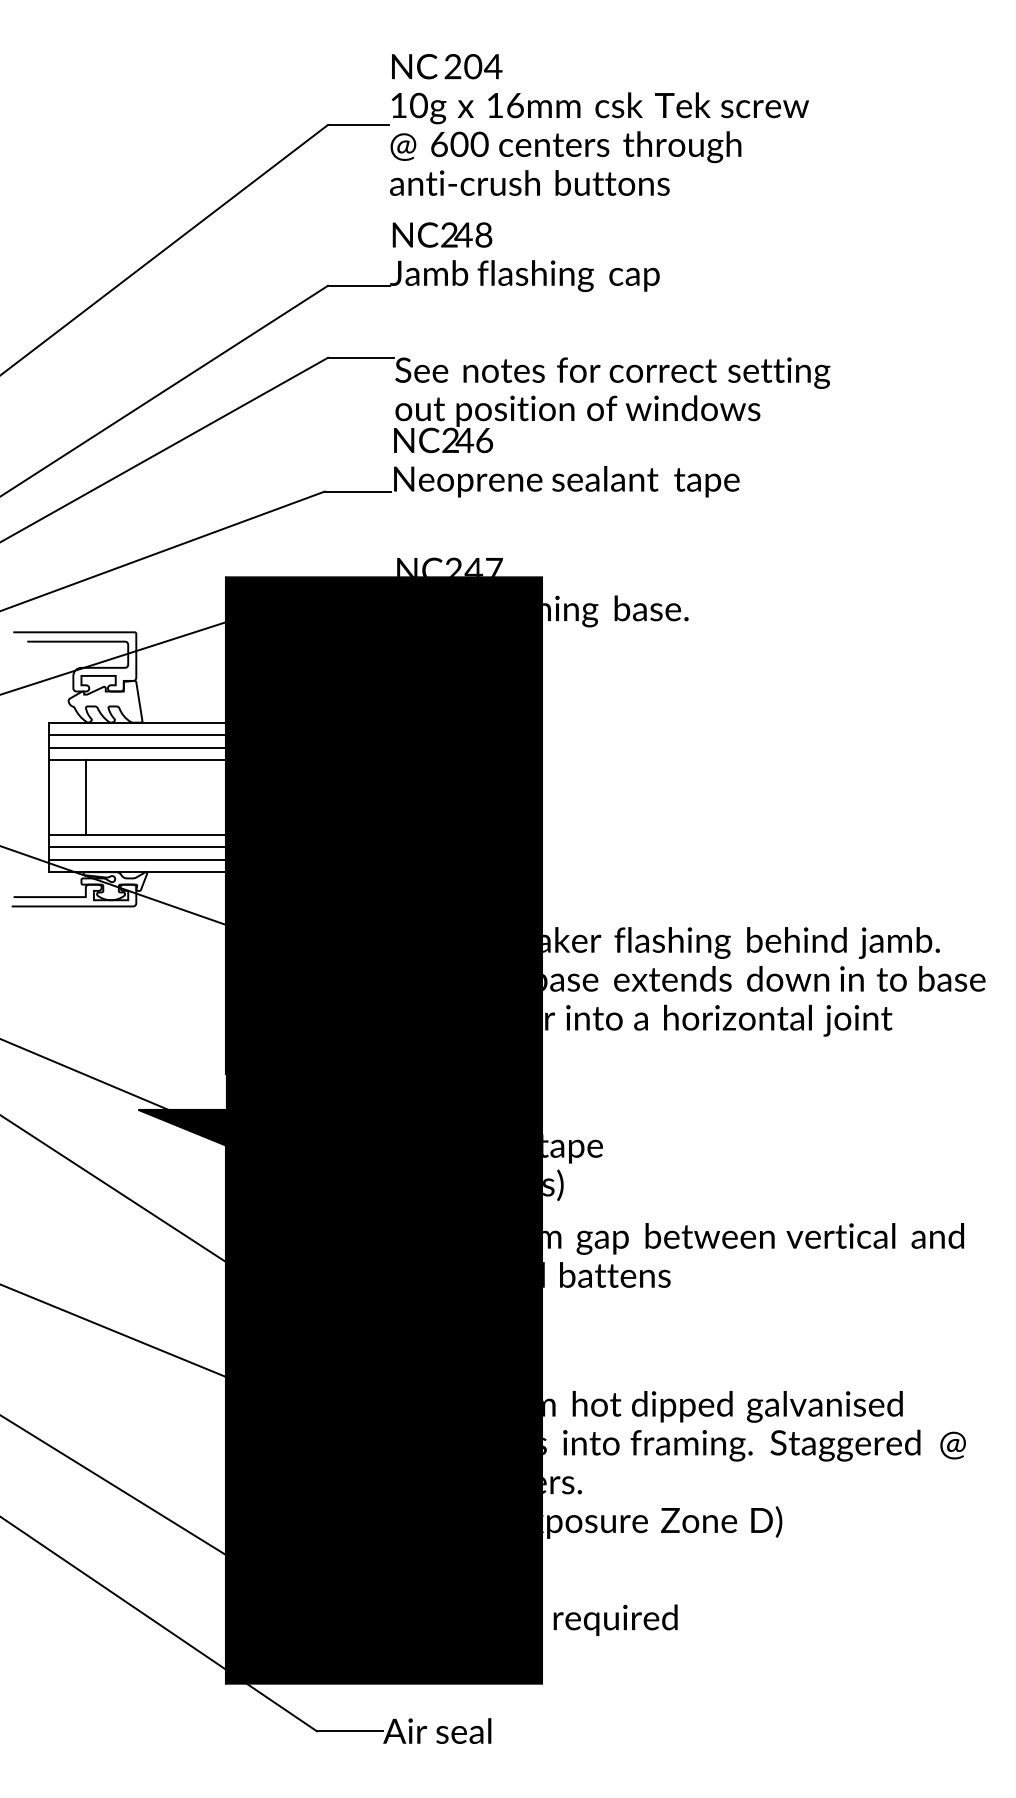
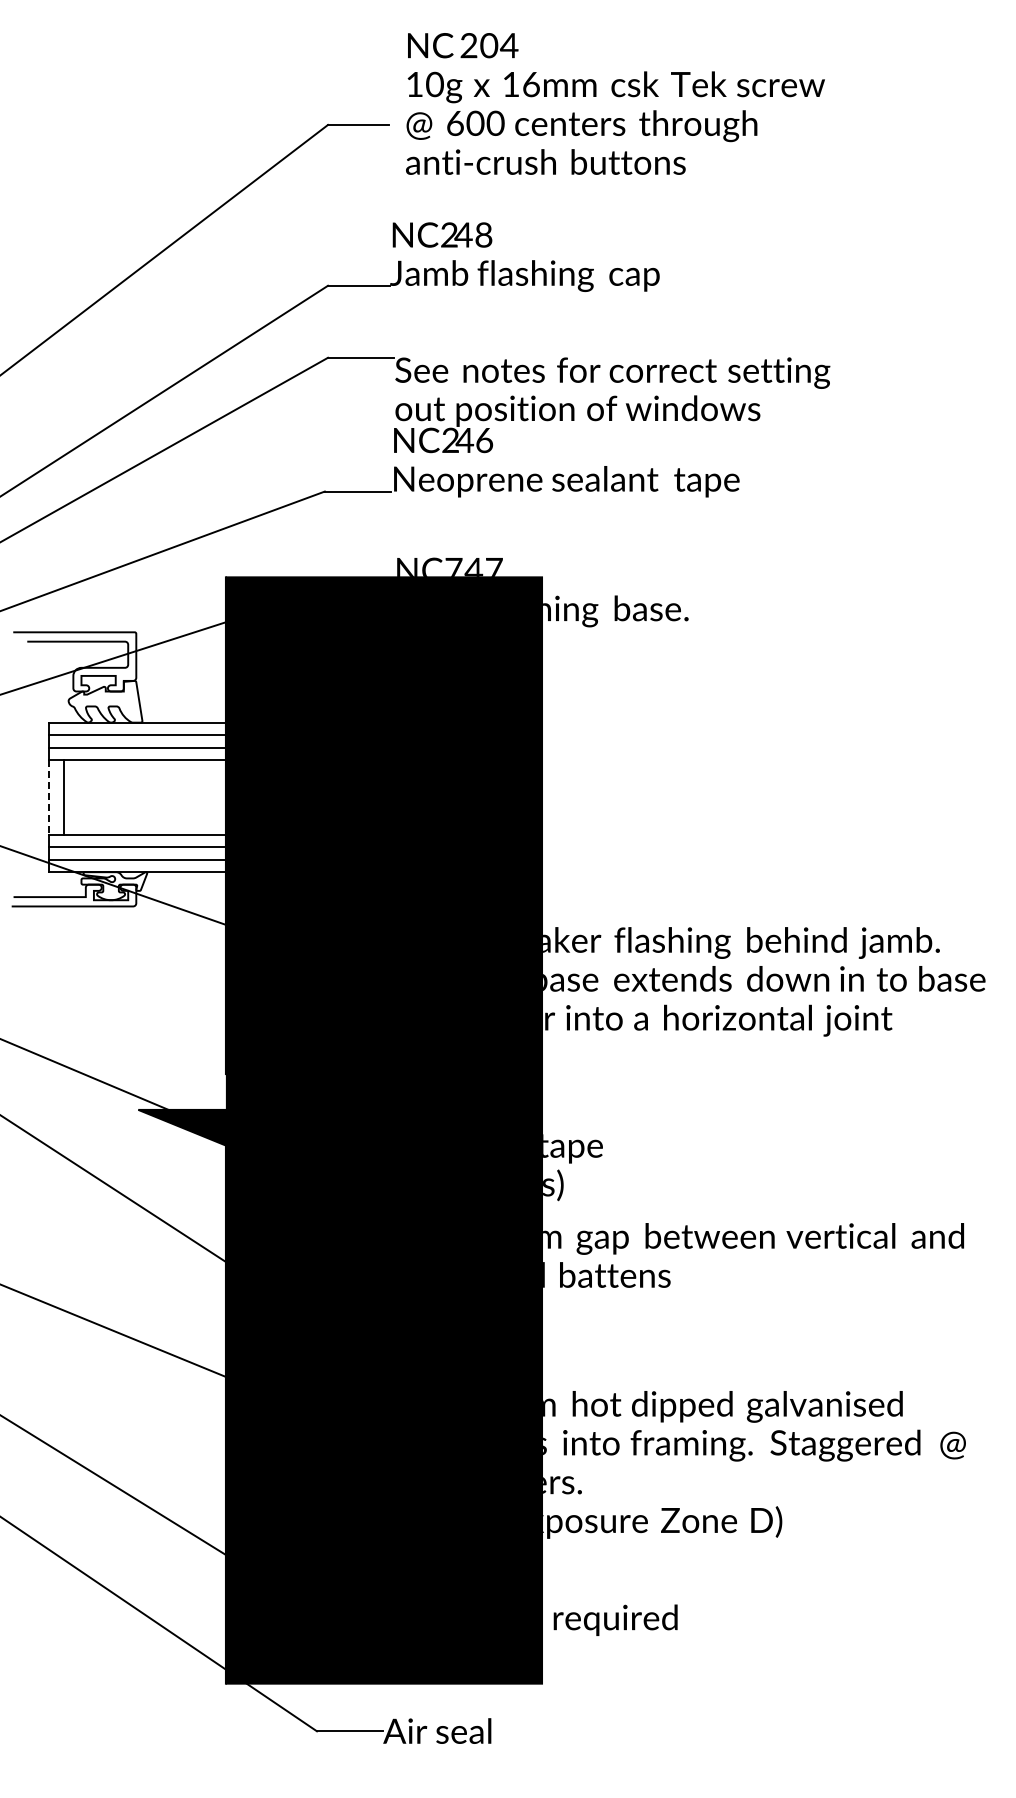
text position: (599, 124) -> (615, 103) (615, 103)
text: NC247 -> NC747 (453, 566)
line: solid -> dashed (49, 797)
line position: (86, 797) -> (64, 797) (64, 797)
